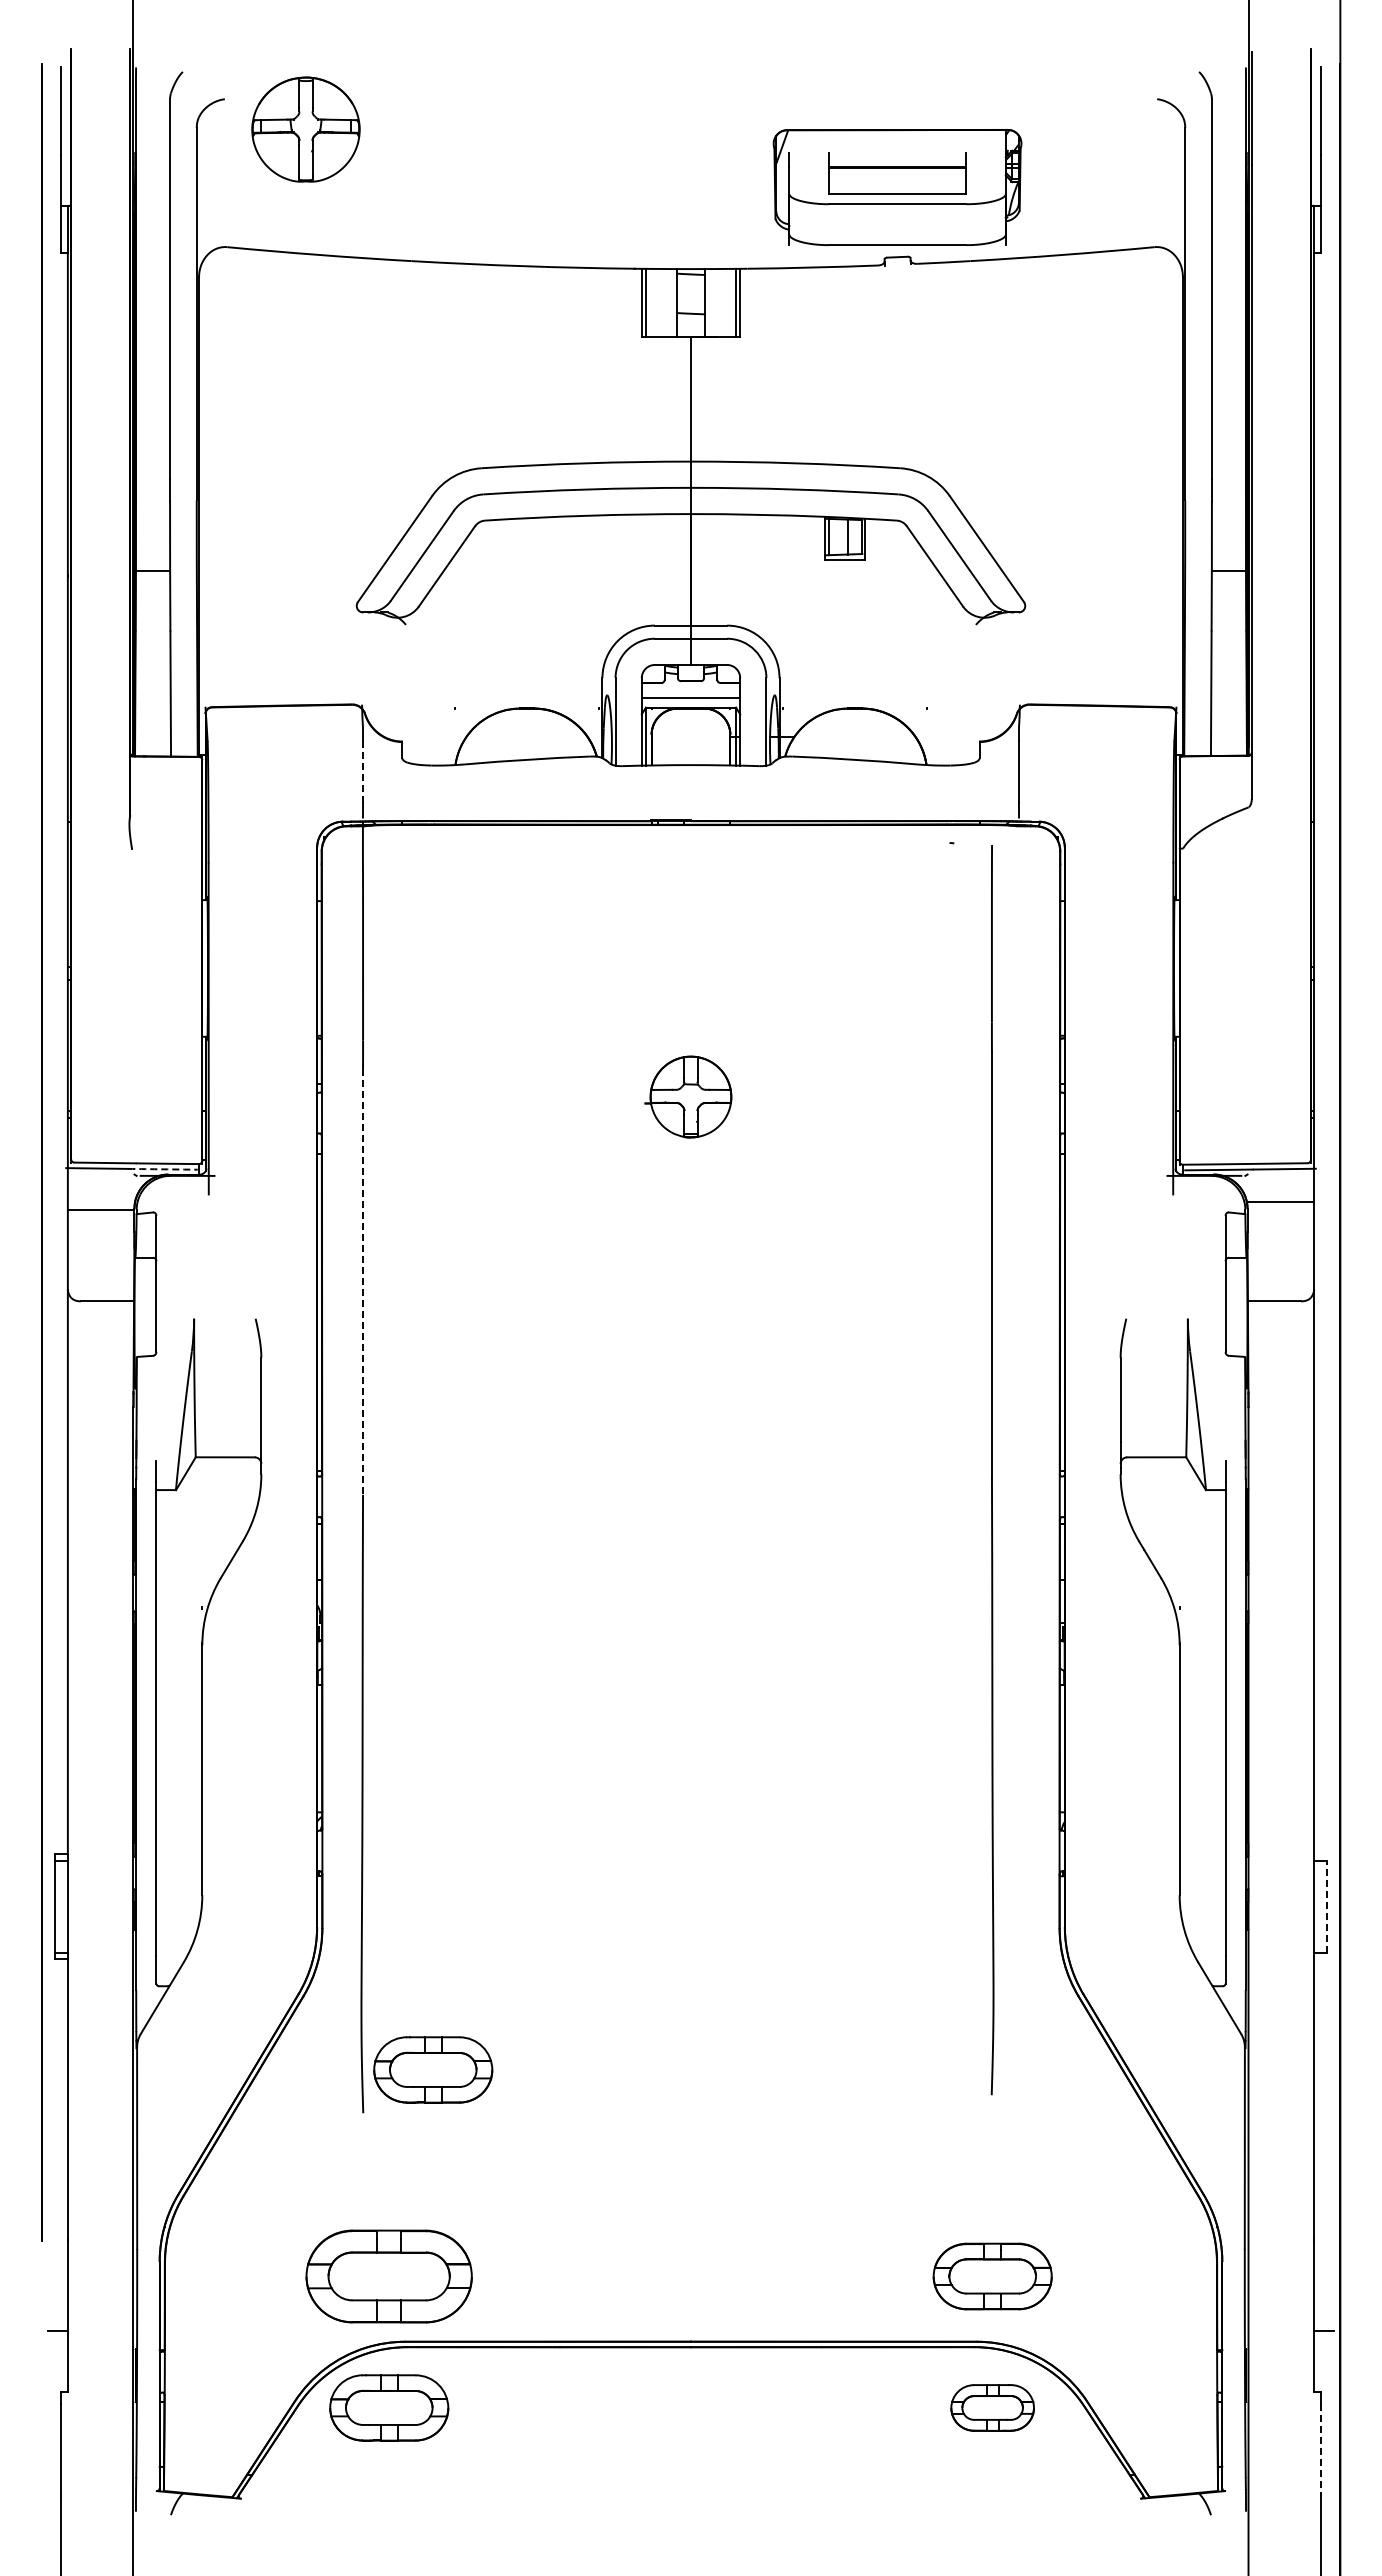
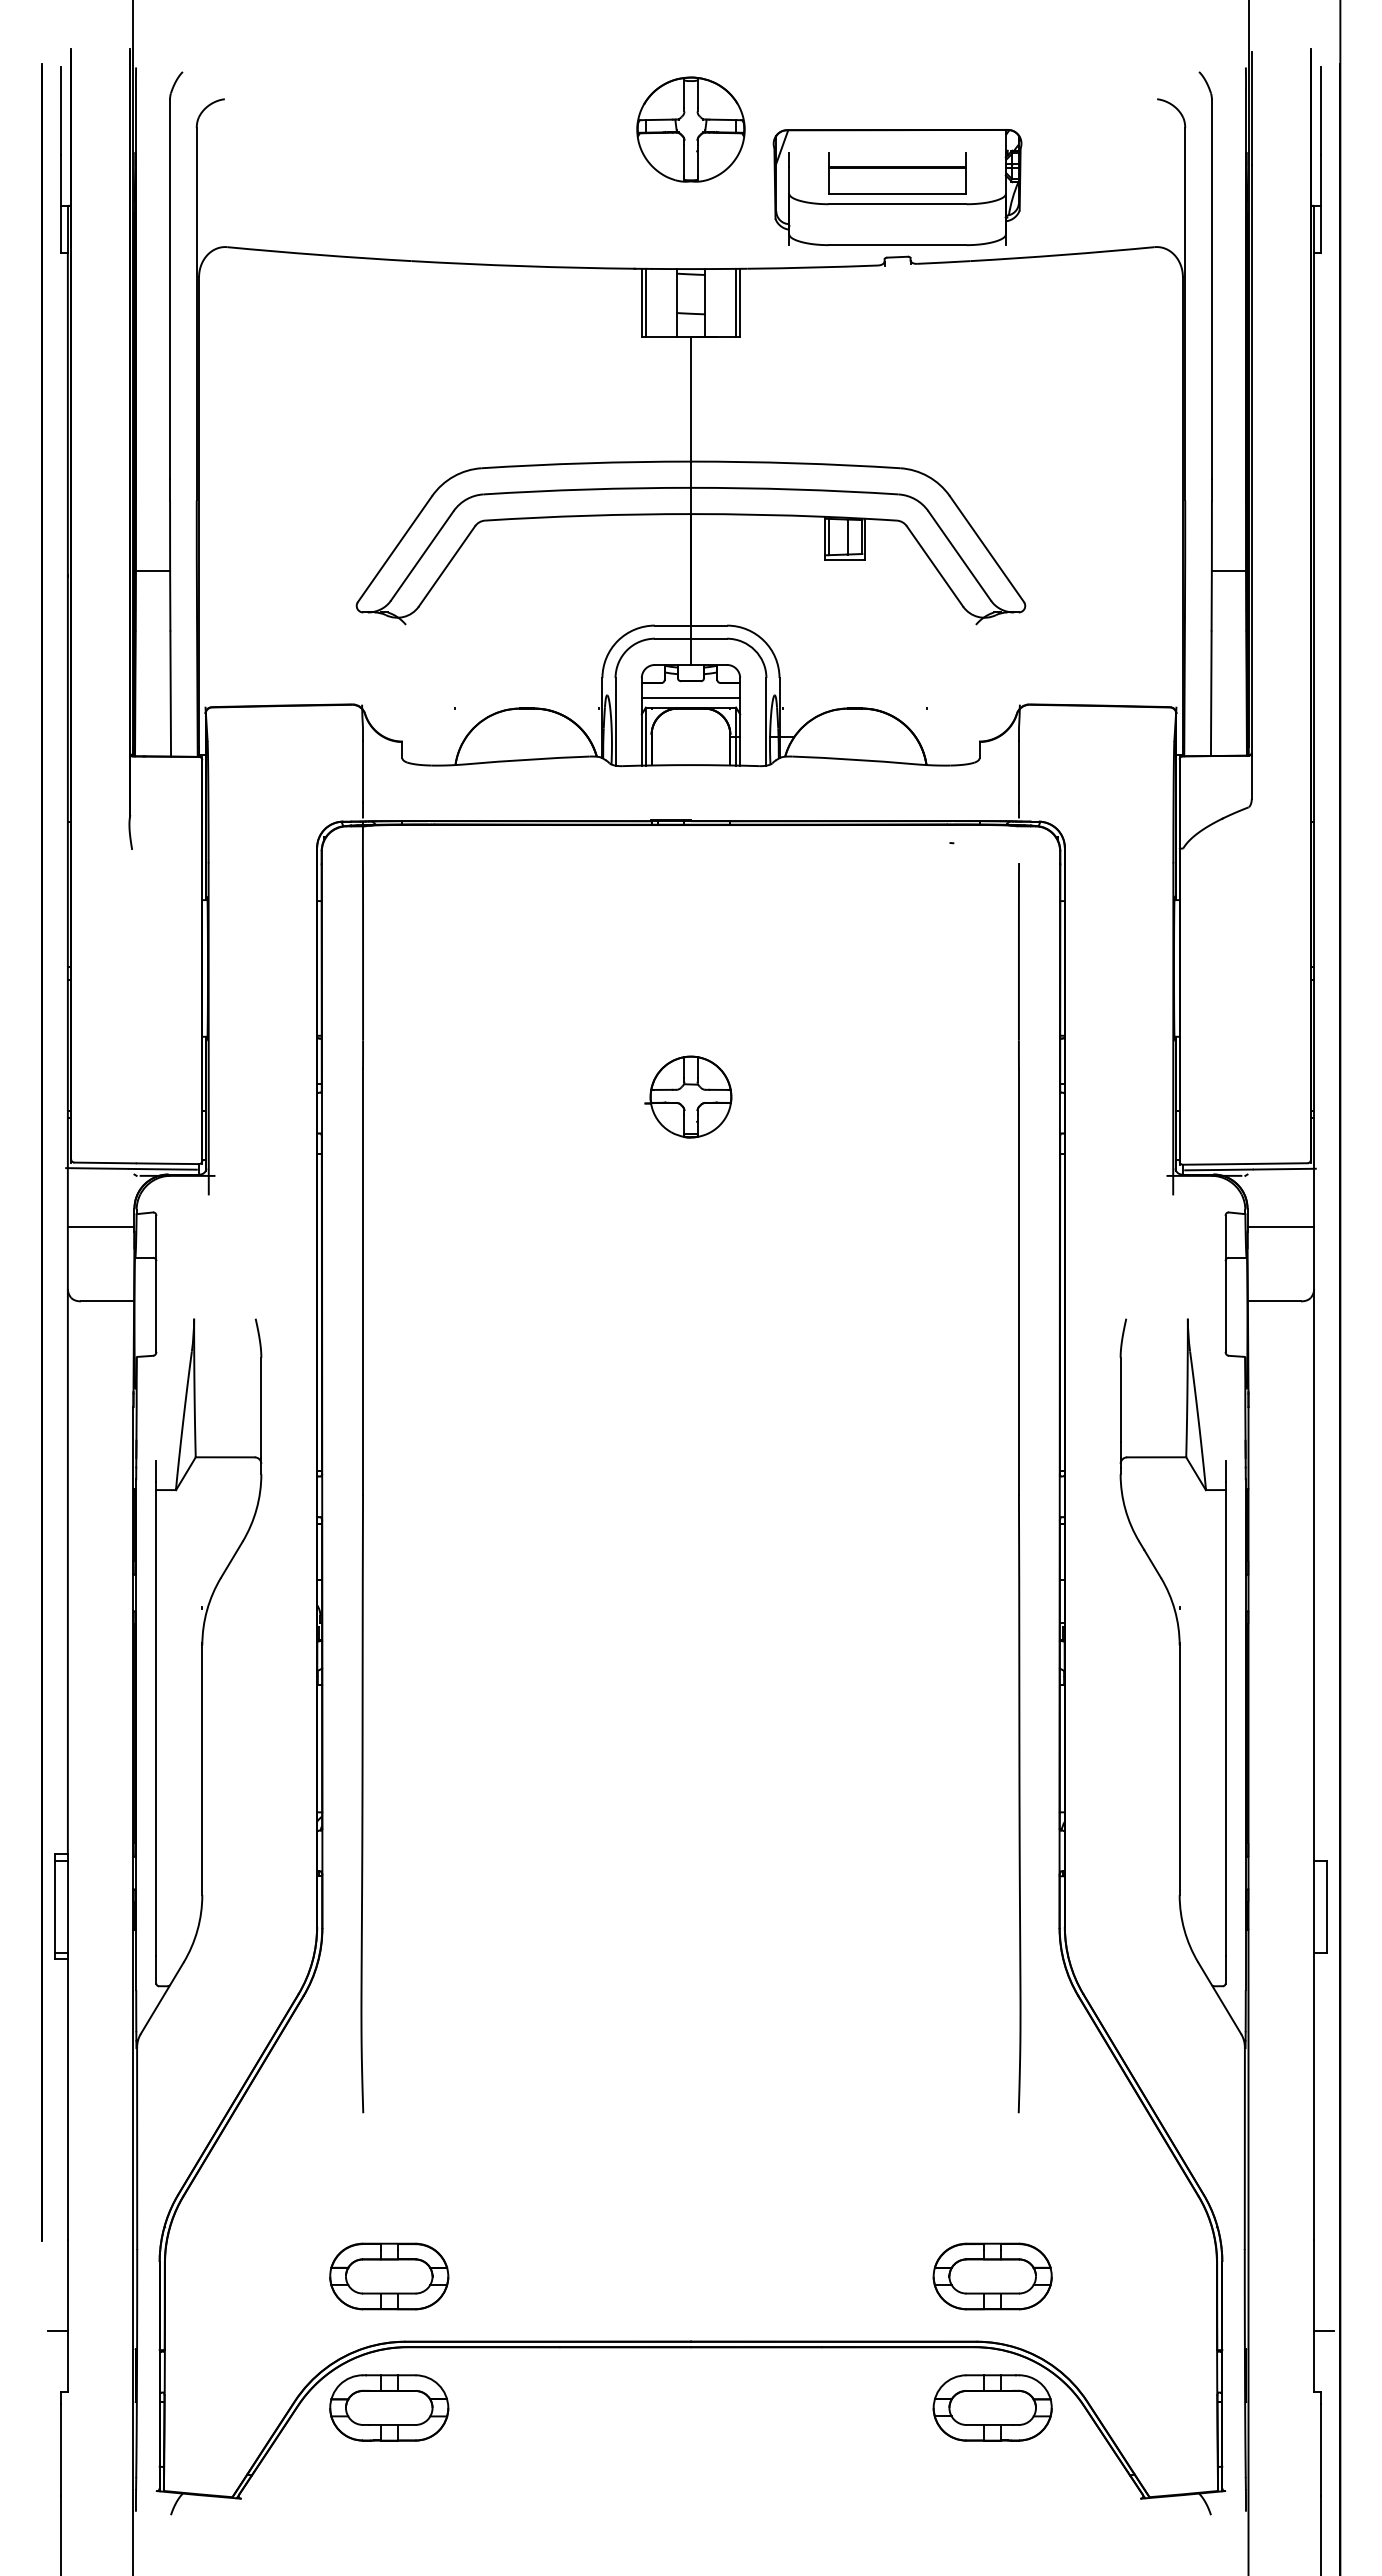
part position: (305, 129) -> (690, 129) (690, 129)
line: dashed -> solid (363, 772)
arc: dashed -> solid (163, 1169)
line position: (1280, 1201) -> (1280, 1226) (1280, 1226)
line position: (100, 1209) -> (100, 1226) (100, 1226)
line: dashed -> solid (363, 1281)
part position: (992, 1470) -> (1019, 1488) (1019, 1488)
line: dashed -> solid (1327, 1906)
part: present -> none (433, 2069)
part size: 168x95 px -> 121x69 px (389, 2276)
part size: 85x48 px -> 121x68 px (992, 2407)
line: dashed -> solid (1320, 2450)
